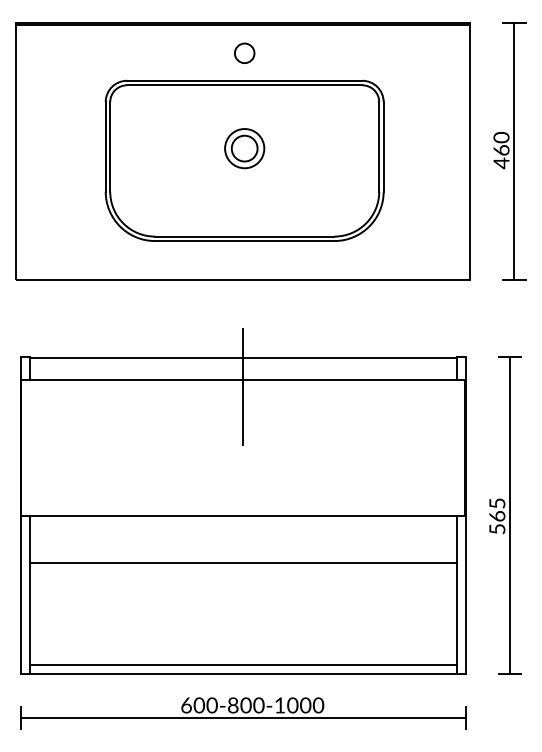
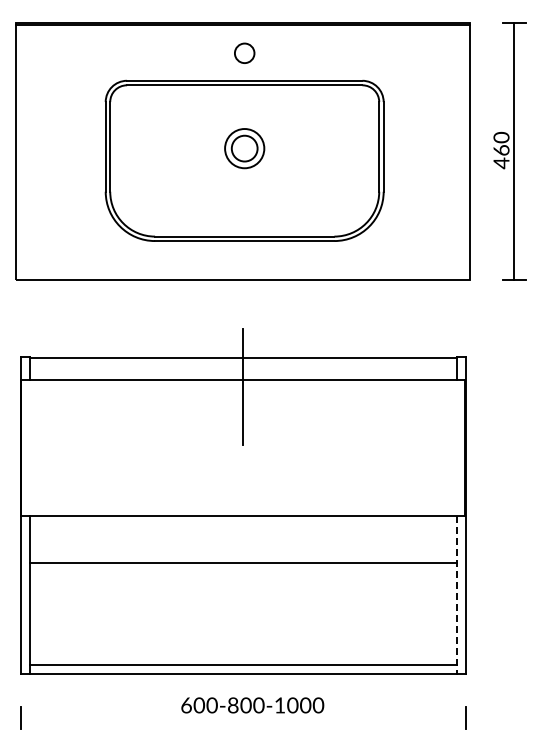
part: present -> none (505, 515)
line: solid -> dashed (457, 595)
line: present -> none (243, 717)
